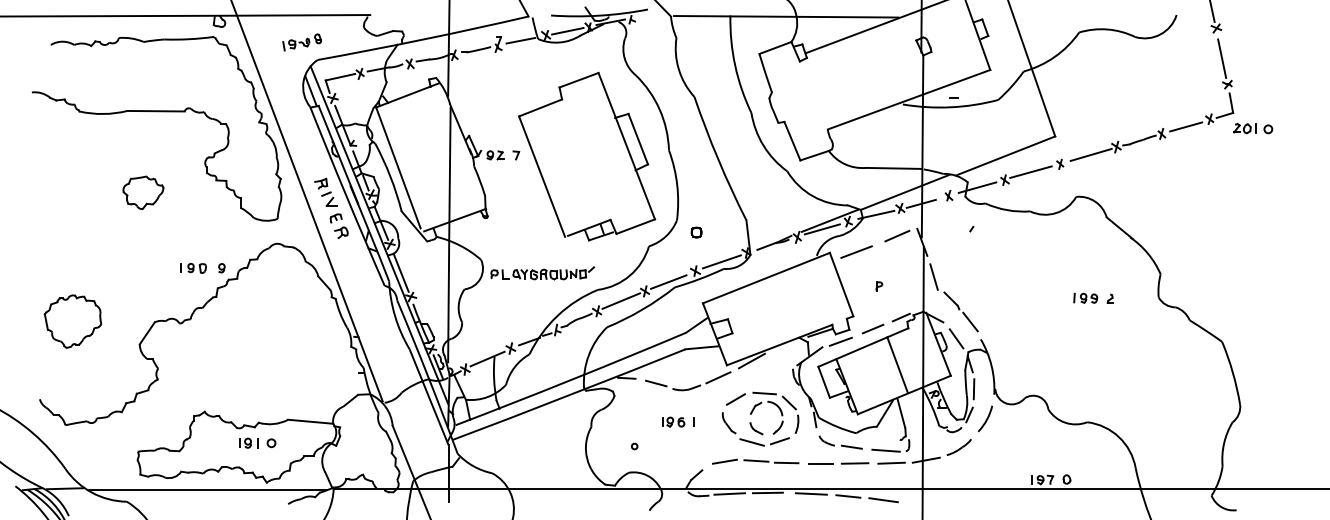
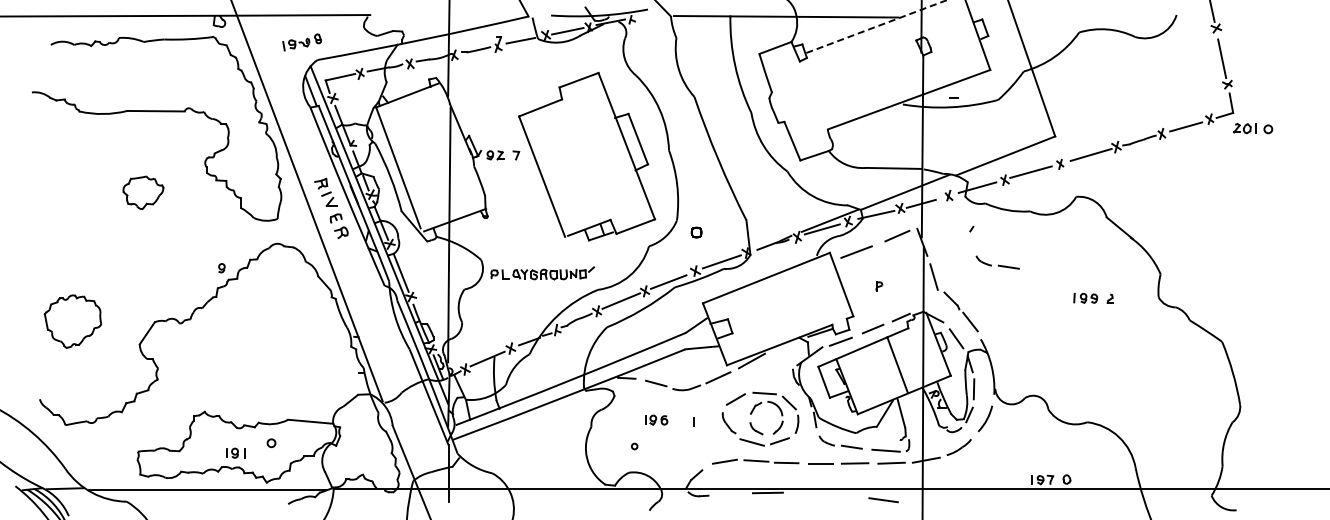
line: solid -> dashed (877, 26)
part: none -> present (997, 262)
part: present -> none (193, 268)
part position: (673, 421) -> (656, 419) (656, 419)
part position: (248, 442) -> (235, 452) (235, 452)
line: present -> none (729, 493)
line: present -> none (810, 493)
line: present -> none (848, 496)
